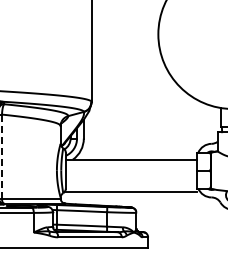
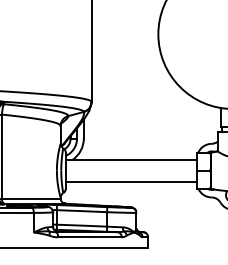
line: dashed -> solid (2, 156)
line position: (131, 191) -> (131, 181) (131, 181)
